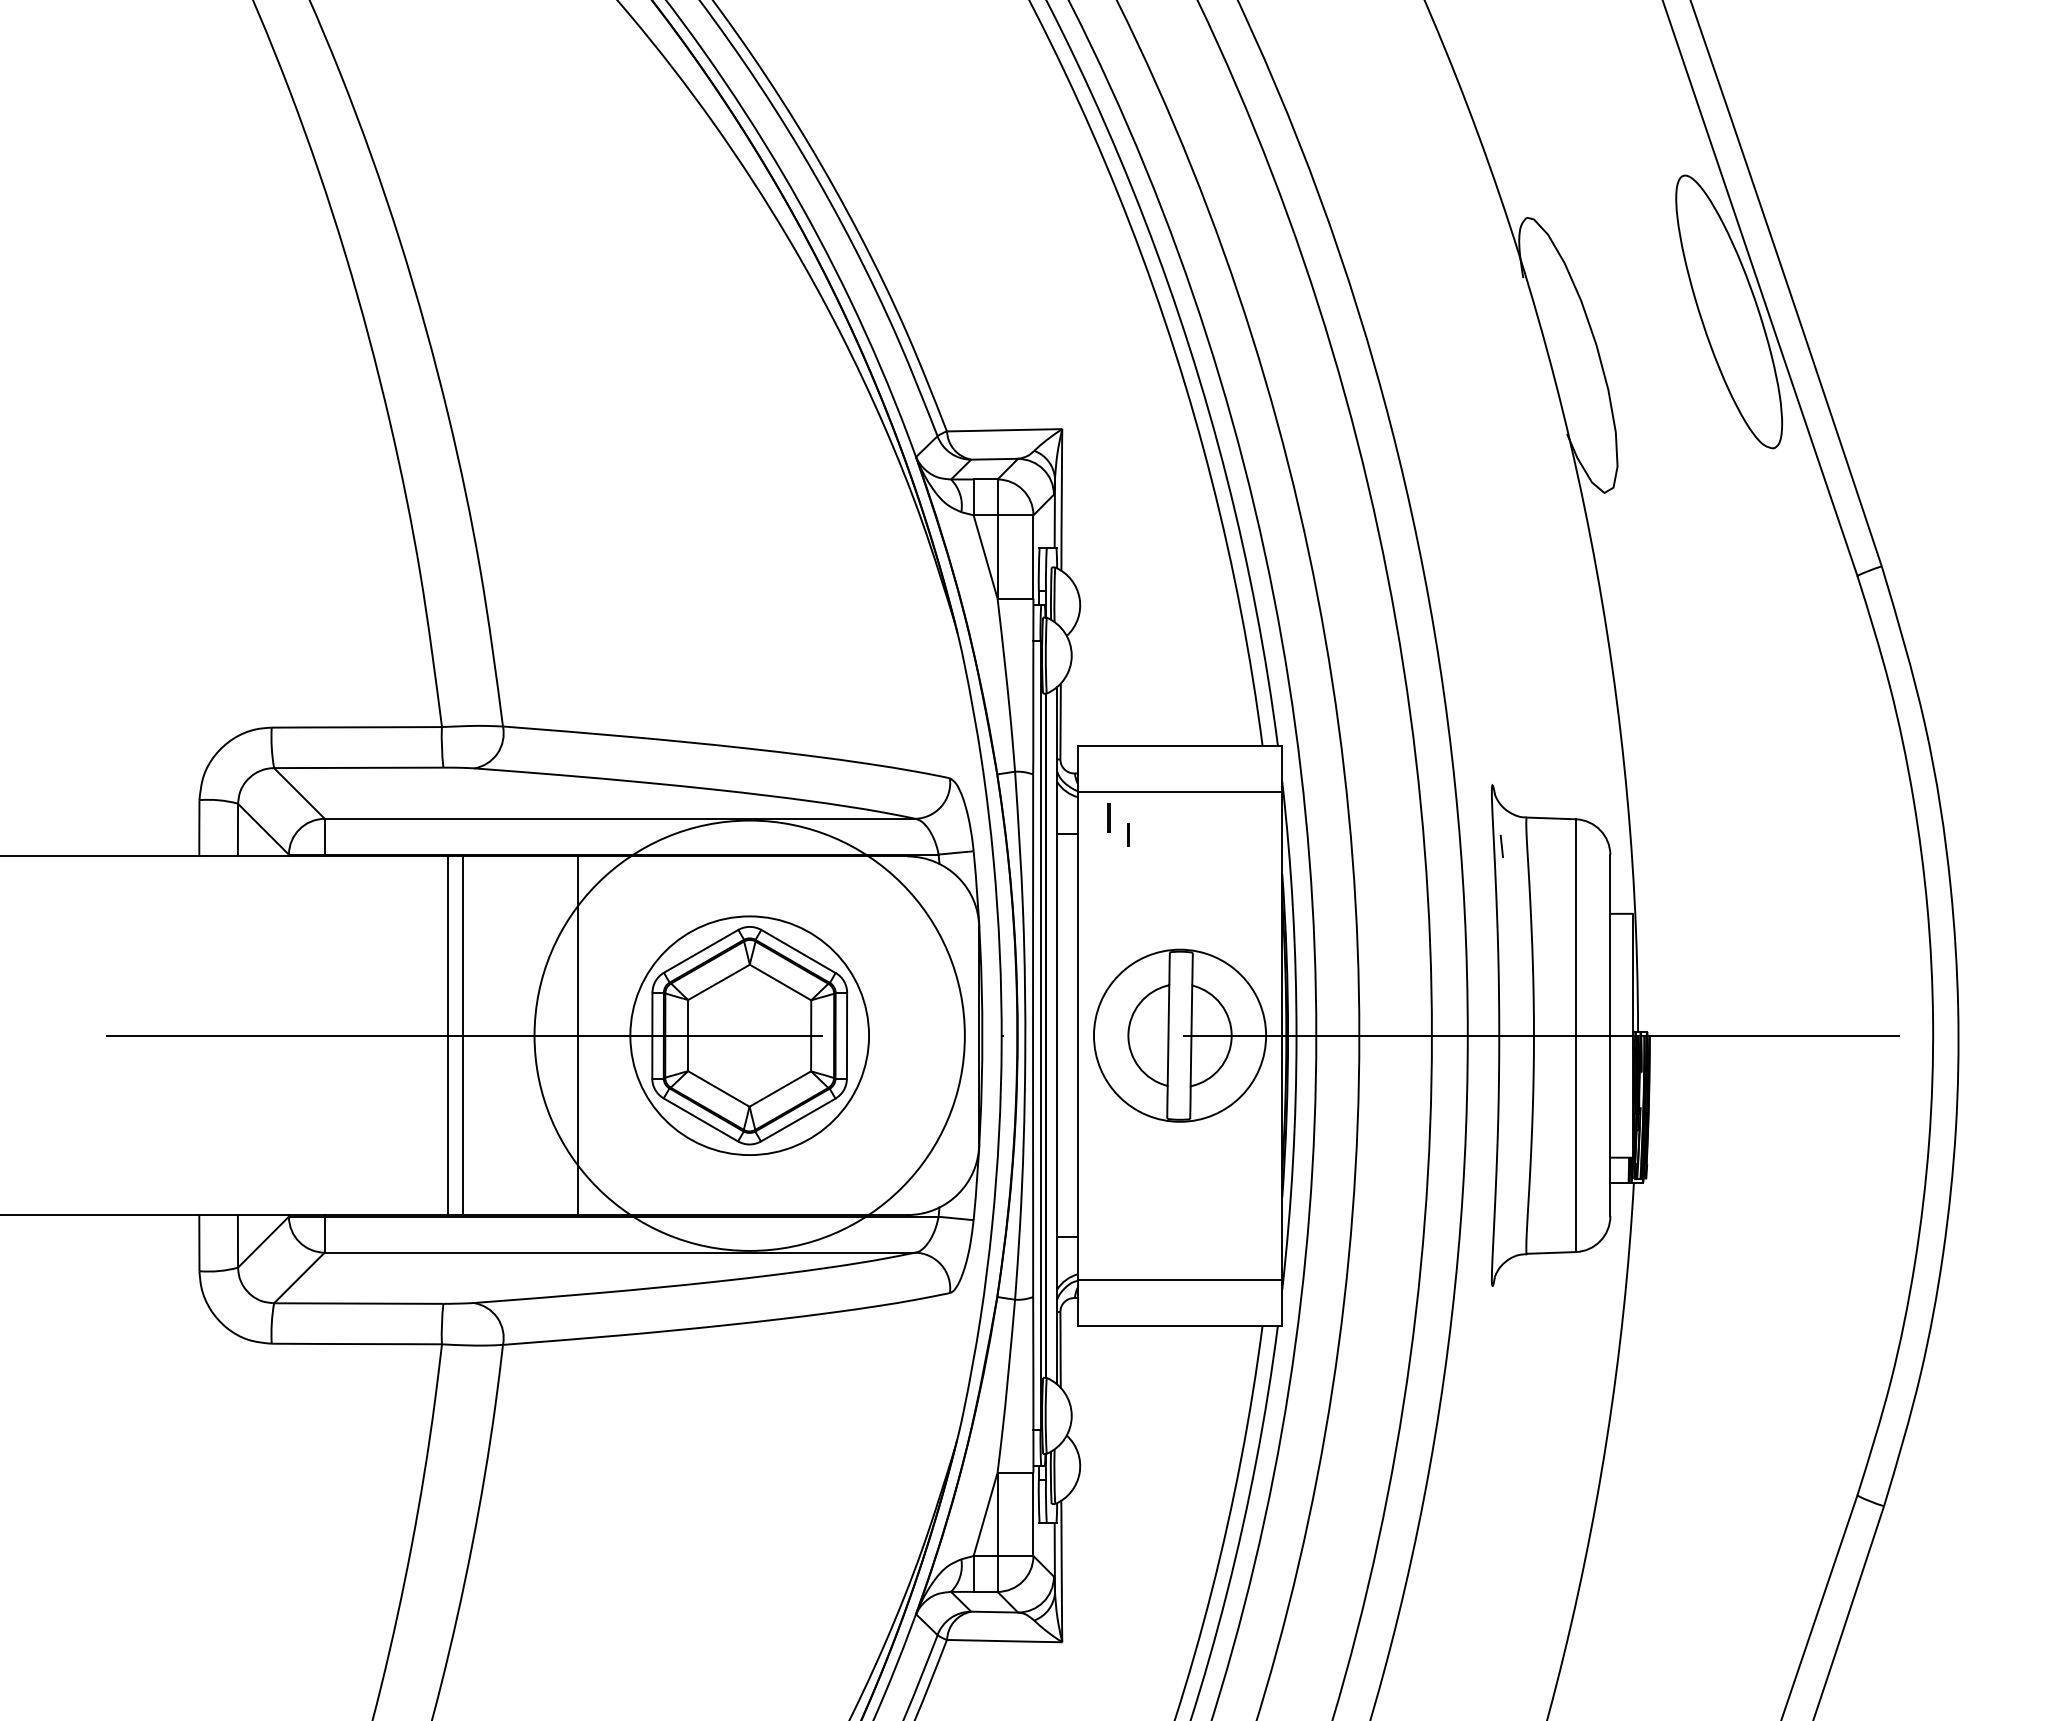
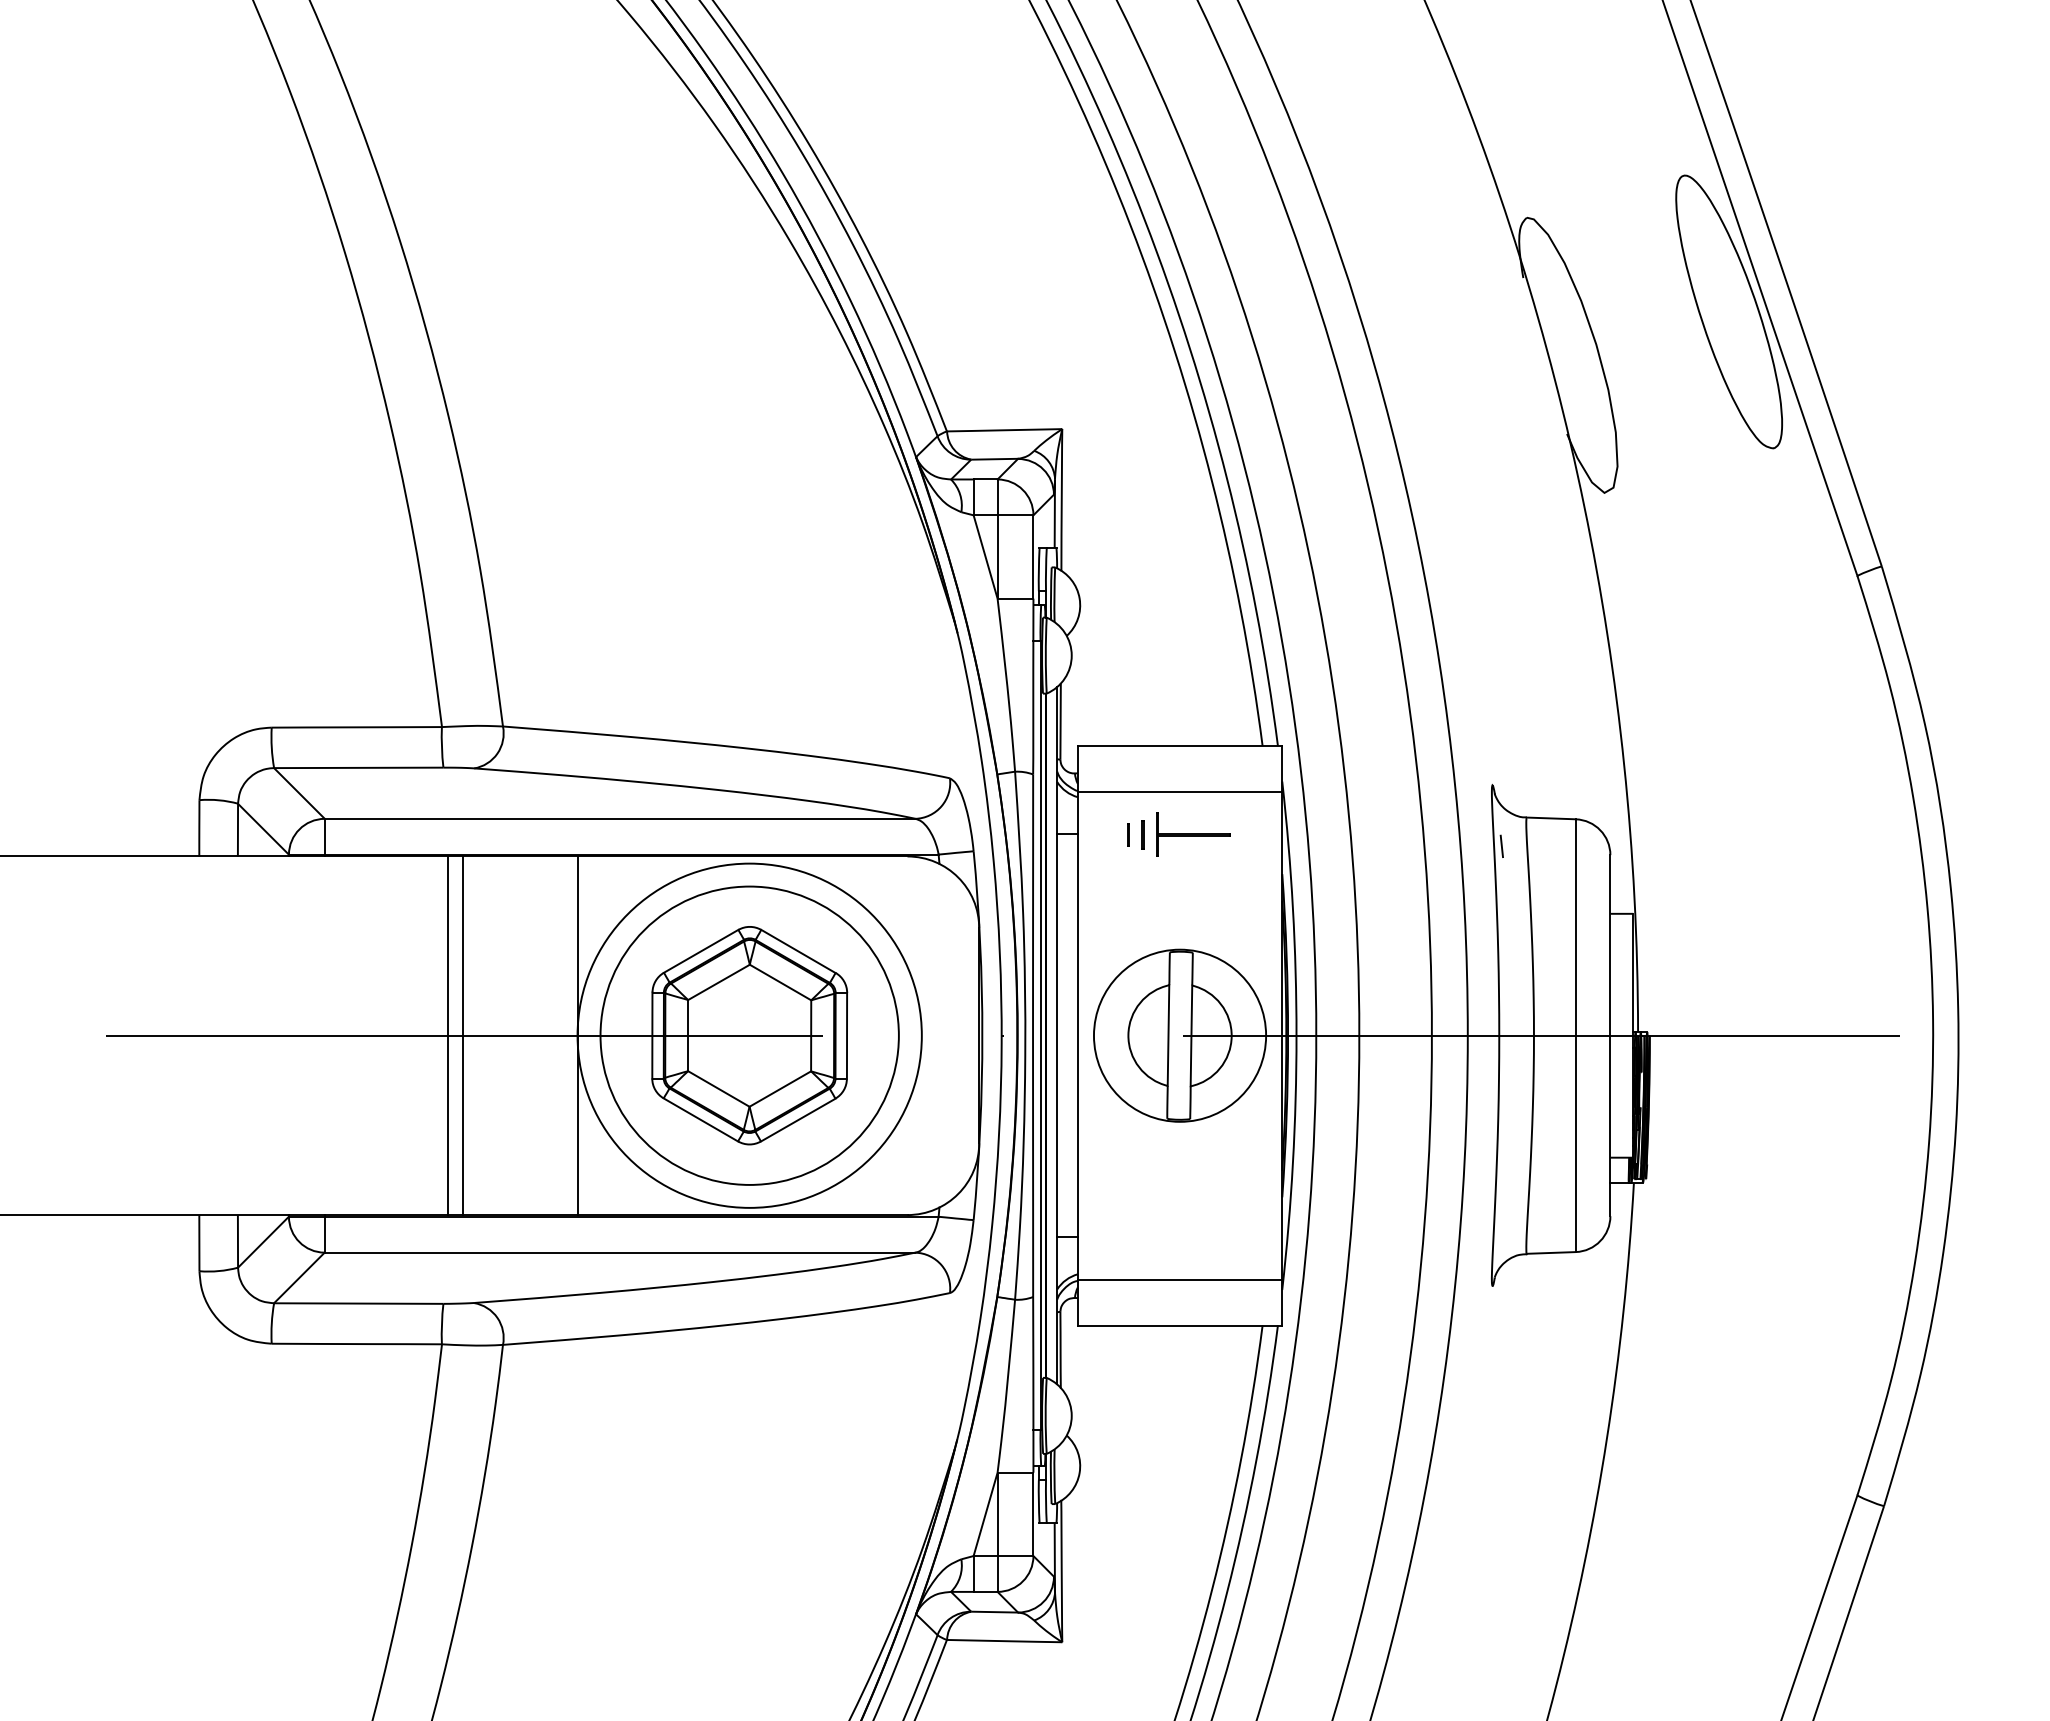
line position: (1108, 817) -> (1142, 834) (1142, 834)
part: none -> present (1193, 834)
circle diameter: 239 px -> 298 px (749, 1035)
circle diameter: 430 px -> 344 px (749, 1035)
